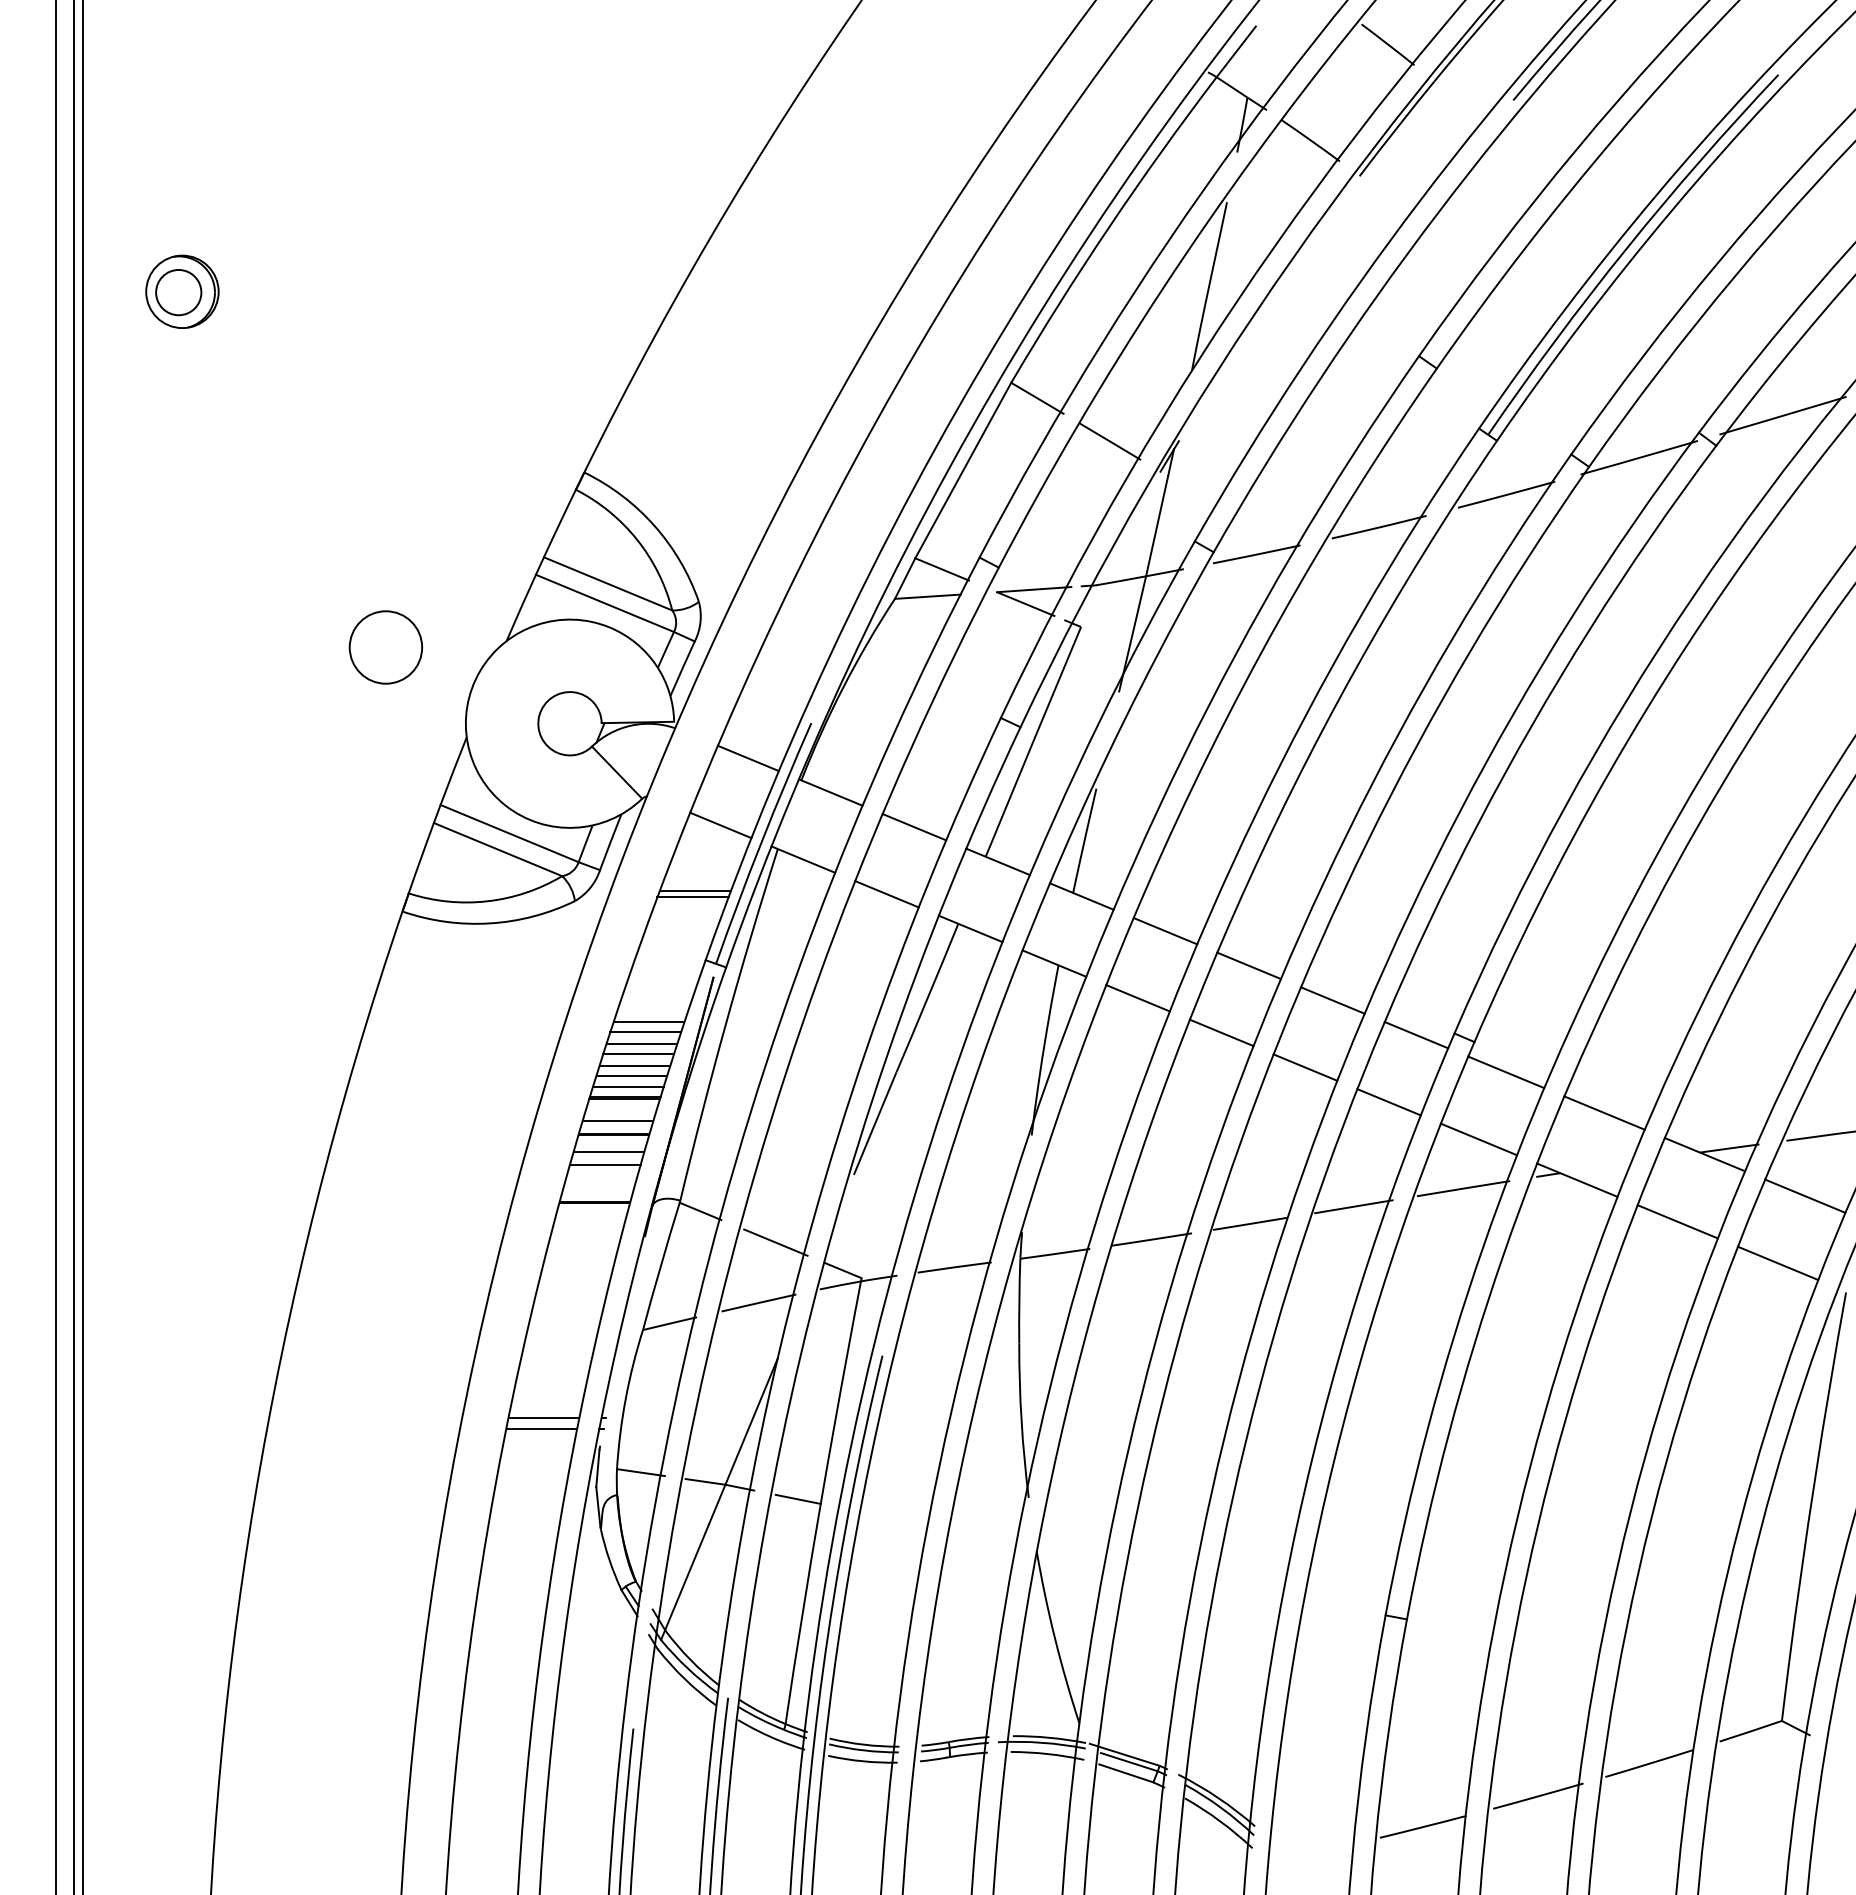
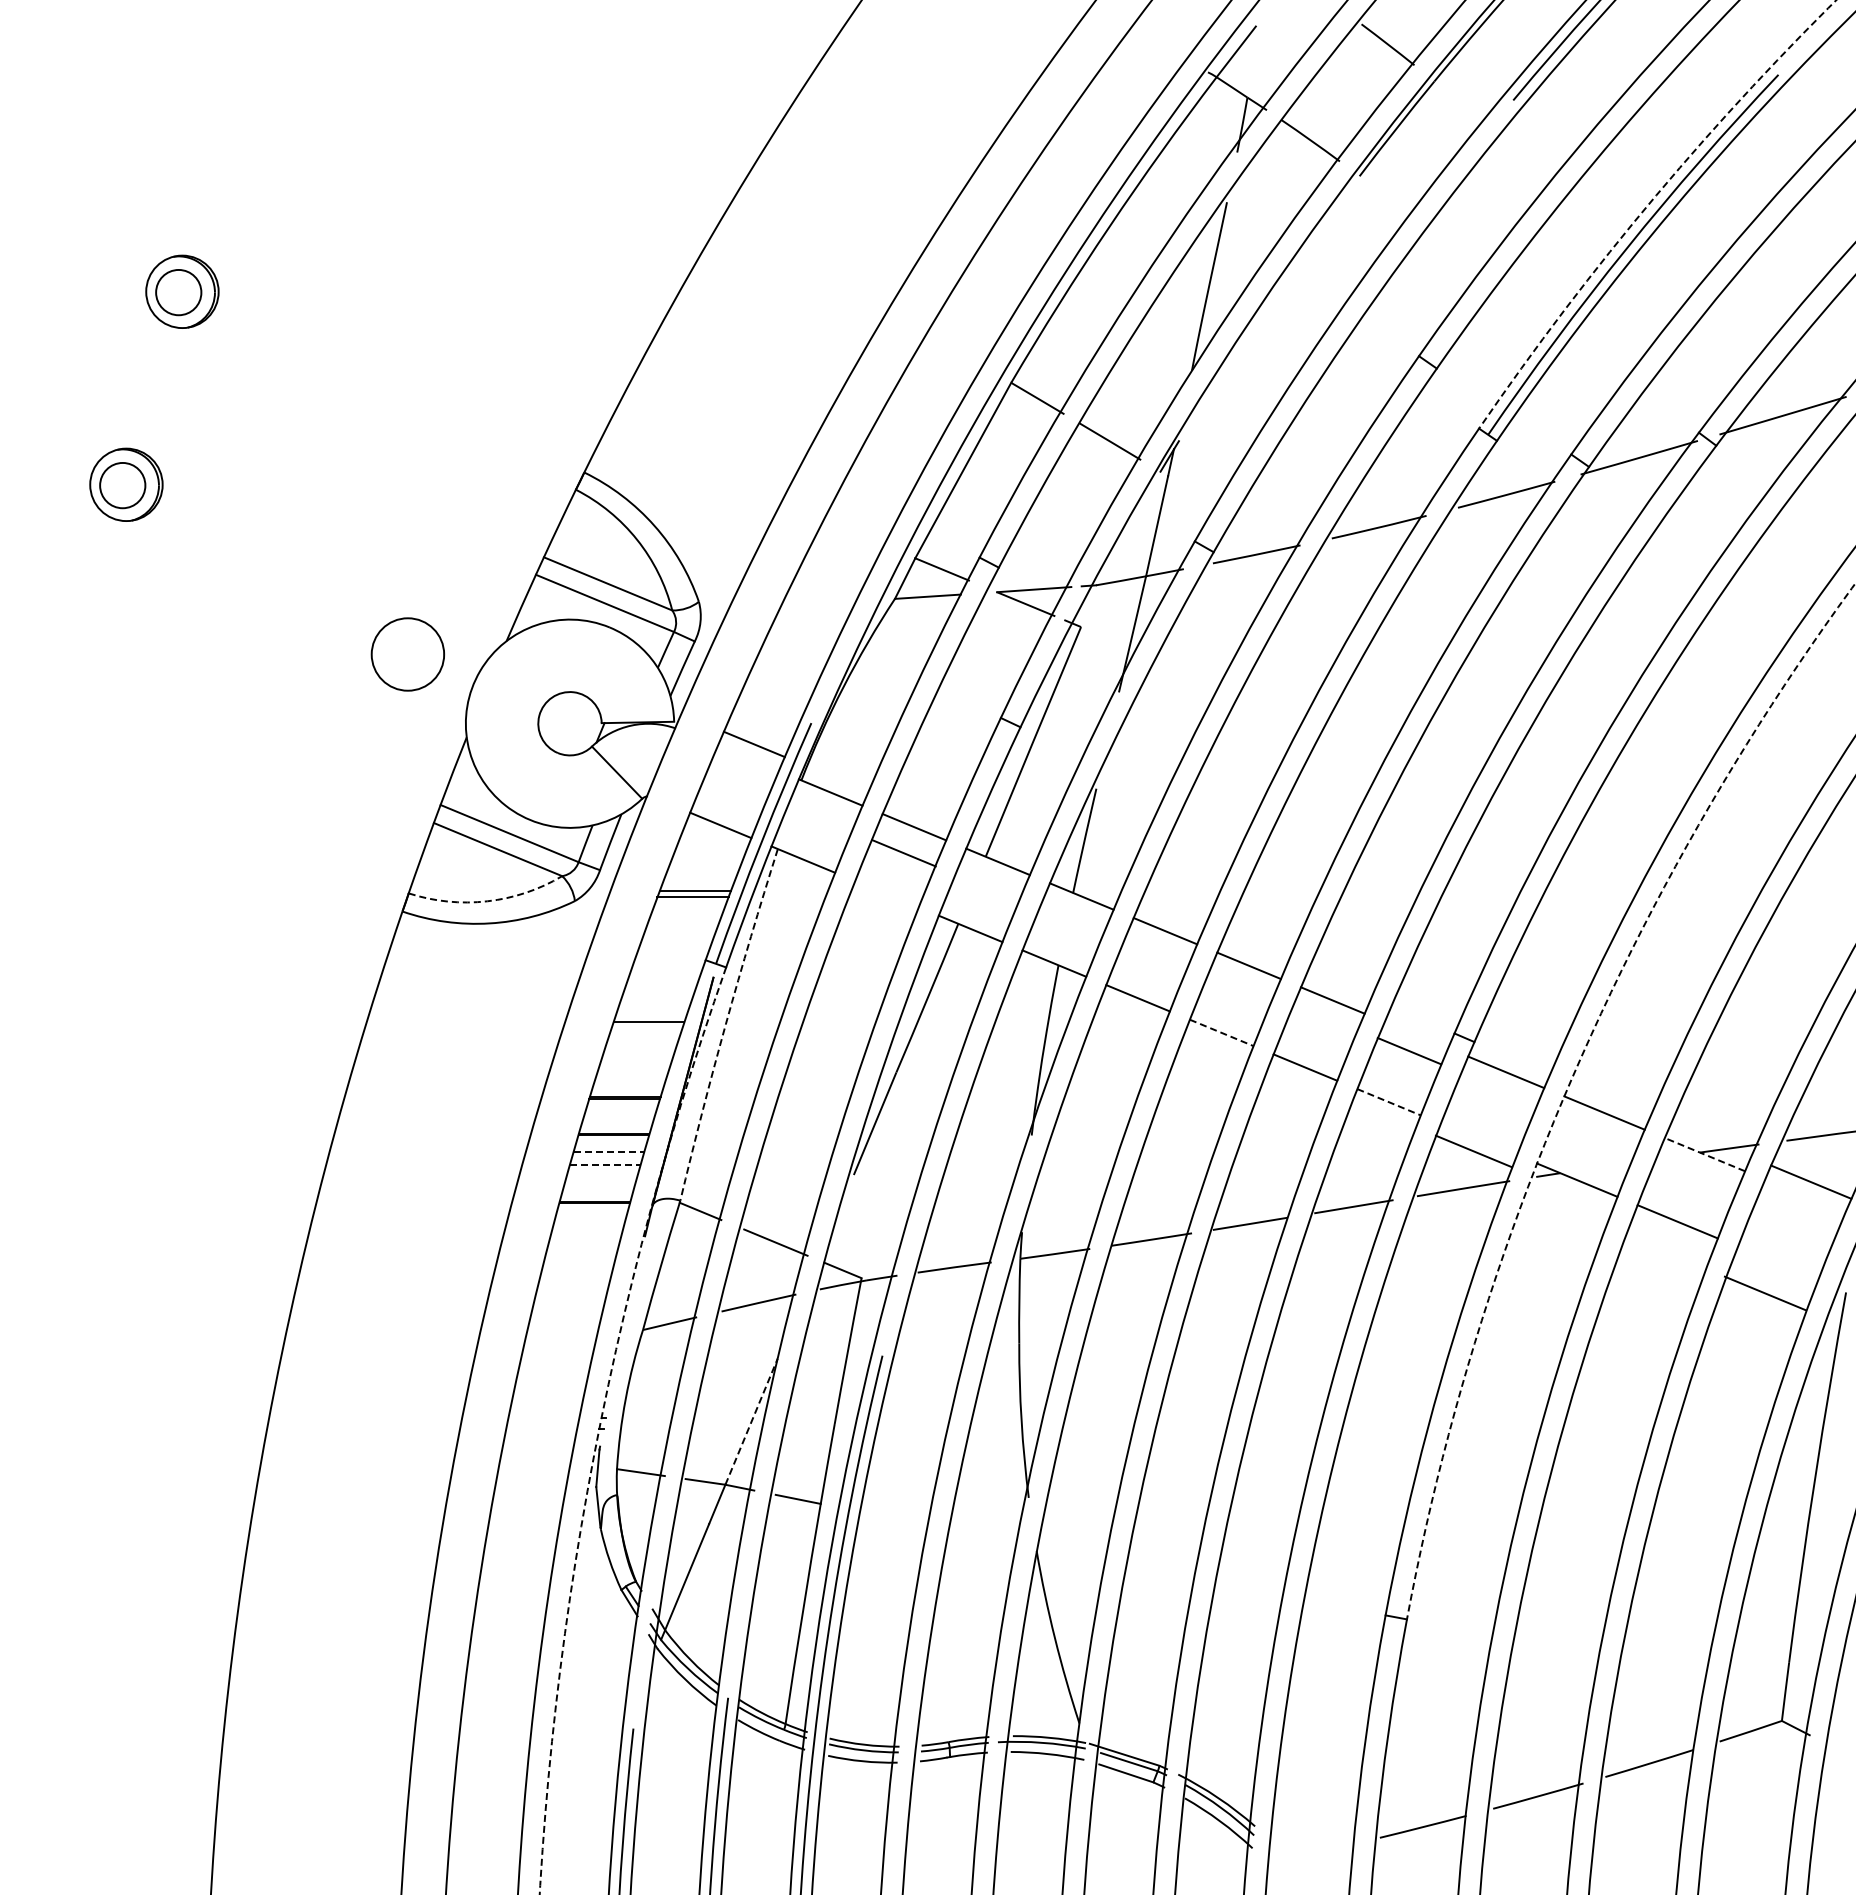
arc: solid -> dashed (1647, 206)
part: none -> present (126, 484)
circle position: (385, 647) -> (407, 654) (407, 654)
line position: (747, 758) -> (753, 744) (753, 744)
line position: (886, 894) -> (903, 853) (903, 853)
arc: solid -> dashed (487, 901)
line: present -> none (55, 946)
line: present -> none (73, 946)
line: present -> none (82, 946)
arc: solid -> dashed (725, 1024)
line: present -> none (645, 1032)
line: solid -> dashed (1222, 1033)
line position: (1416, 1035) -> (1409, 1051) (1409, 1051)
line: present -> none (641, 1043)
line: present -> none (638, 1053)
line: present -> none (634, 1065)
line: present -> none (631, 1075)
arc: solid -> dashed (1573, 1075)
line: present -> none (628, 1087)
line: solid -> dashed (1389, 1102)
line: present -> none (617, 1121)
line position: (1478, 1139) -> (1473, 1151) (1473, 1151)
line: solid -> dashed (609, 1151)
line: solid -> dashed (1704, 1154)
line: solid -> dashed (605, 1165)
line position: (1805, 1195) -> (1811, 1181) (1811, 1181)
line position: (1777, 1262) -> (1764, 1292) (1764, 1292)
line: present -> none (544, 1417)
line: solid -> dashed (751, 1421)
arc: solid -> dashed (600, 1425)
line: present -> none (541, 1428)
